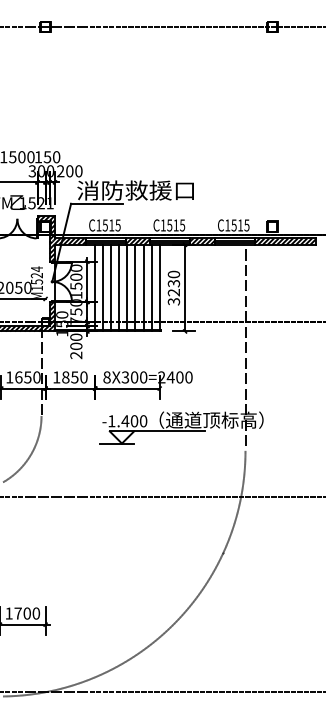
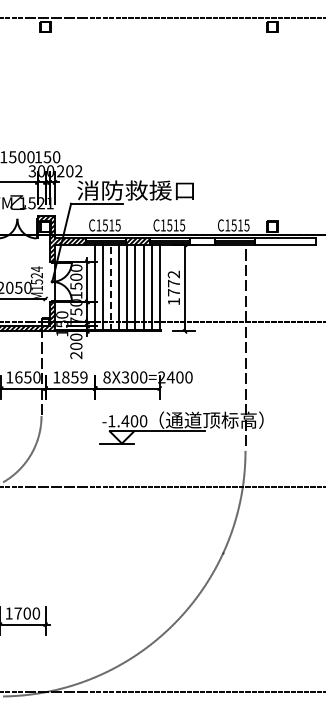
line position: (162, 26) -> (162, 17) (162, 17)
text: 200 -> 202 (78, 171)
hatch: present -> none (202, 241)
hatch: present -> none (285, 241)
line: solid -> dashed (111, 287)
text: 3230 -> 1772 (173, 287)
text: 1850 -> 1859 (83, 377)
line position: (162, 496) -> (162, 486) (162, 486)
